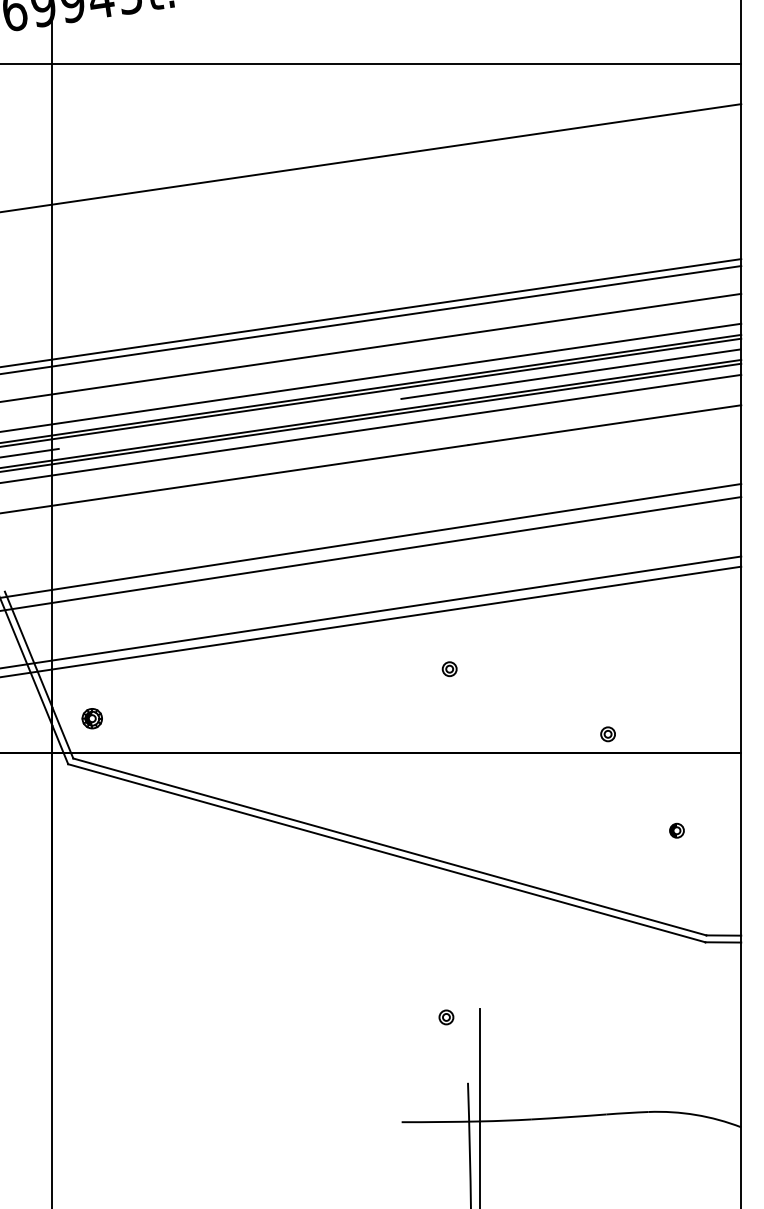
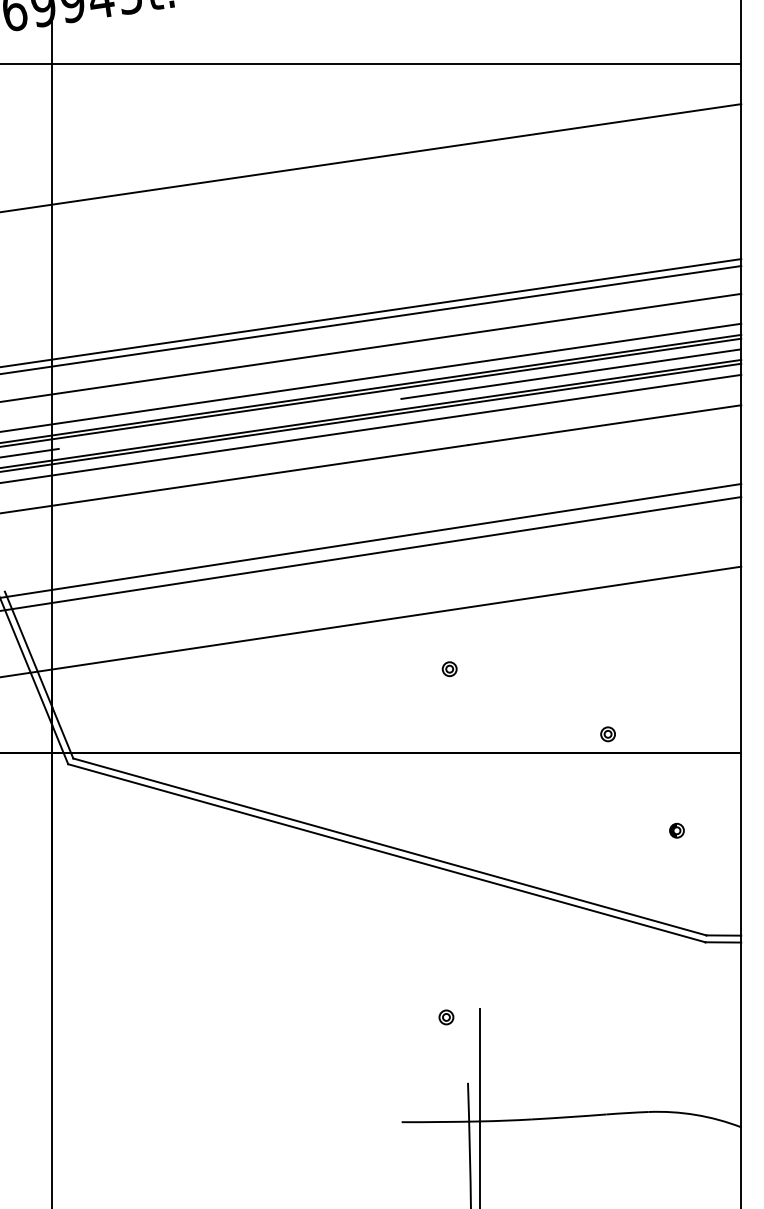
line: present -> none (371, 612)
part: present -> none (91, 718)
